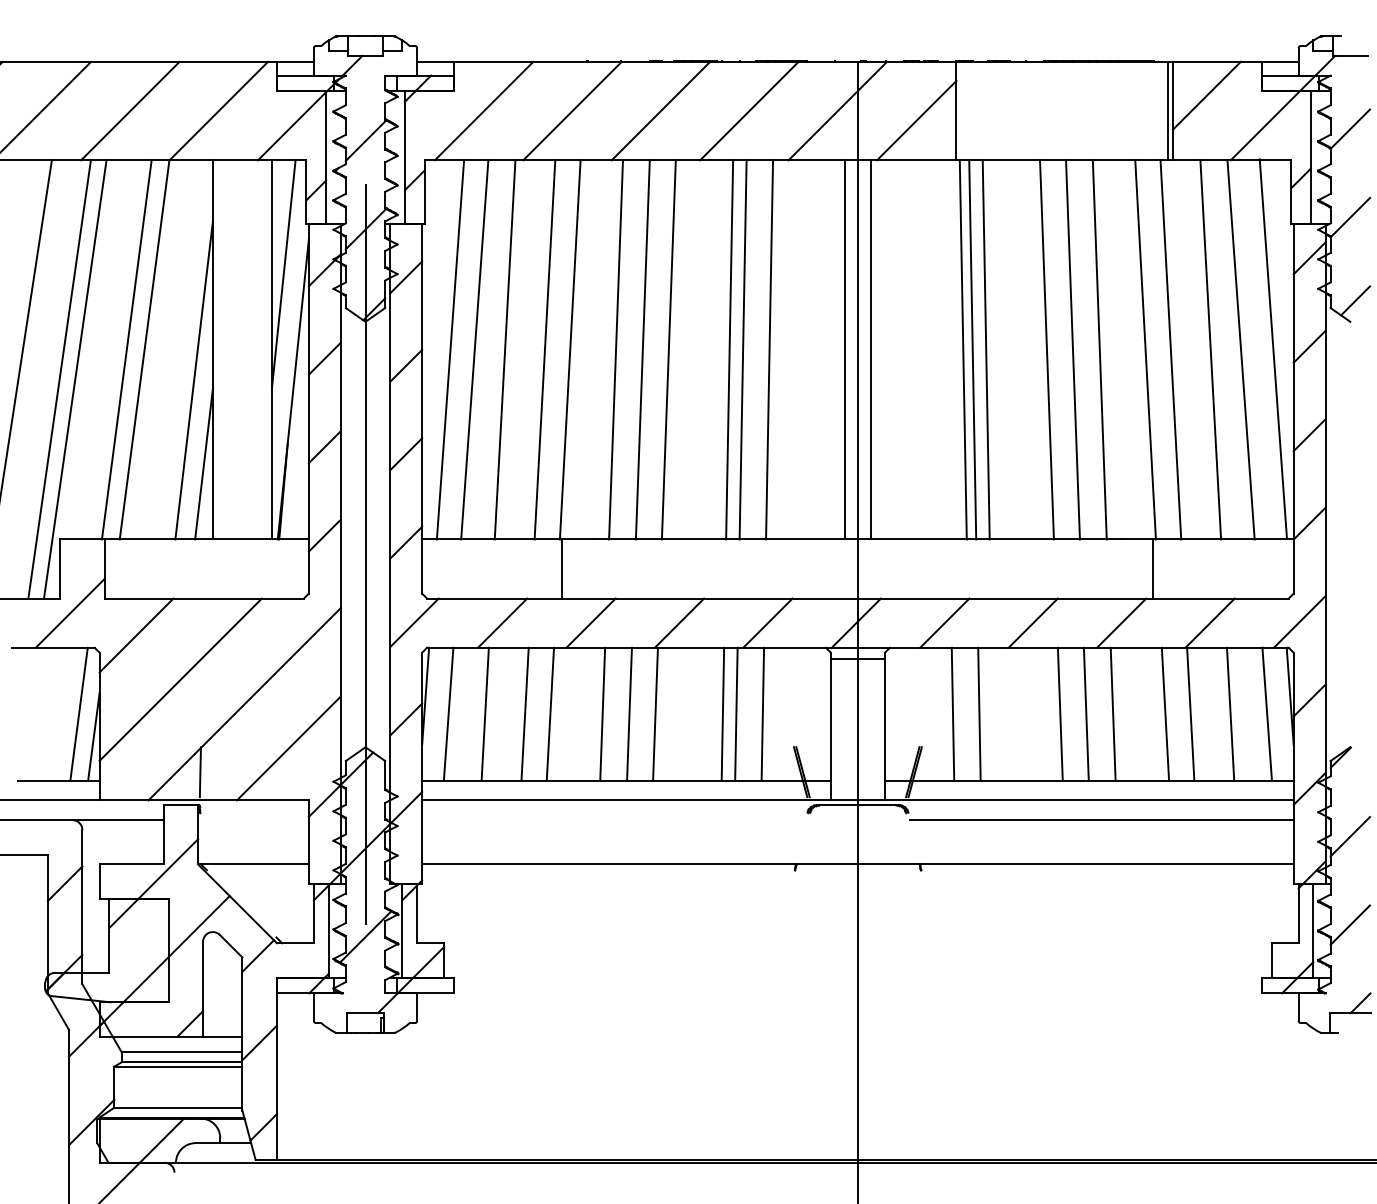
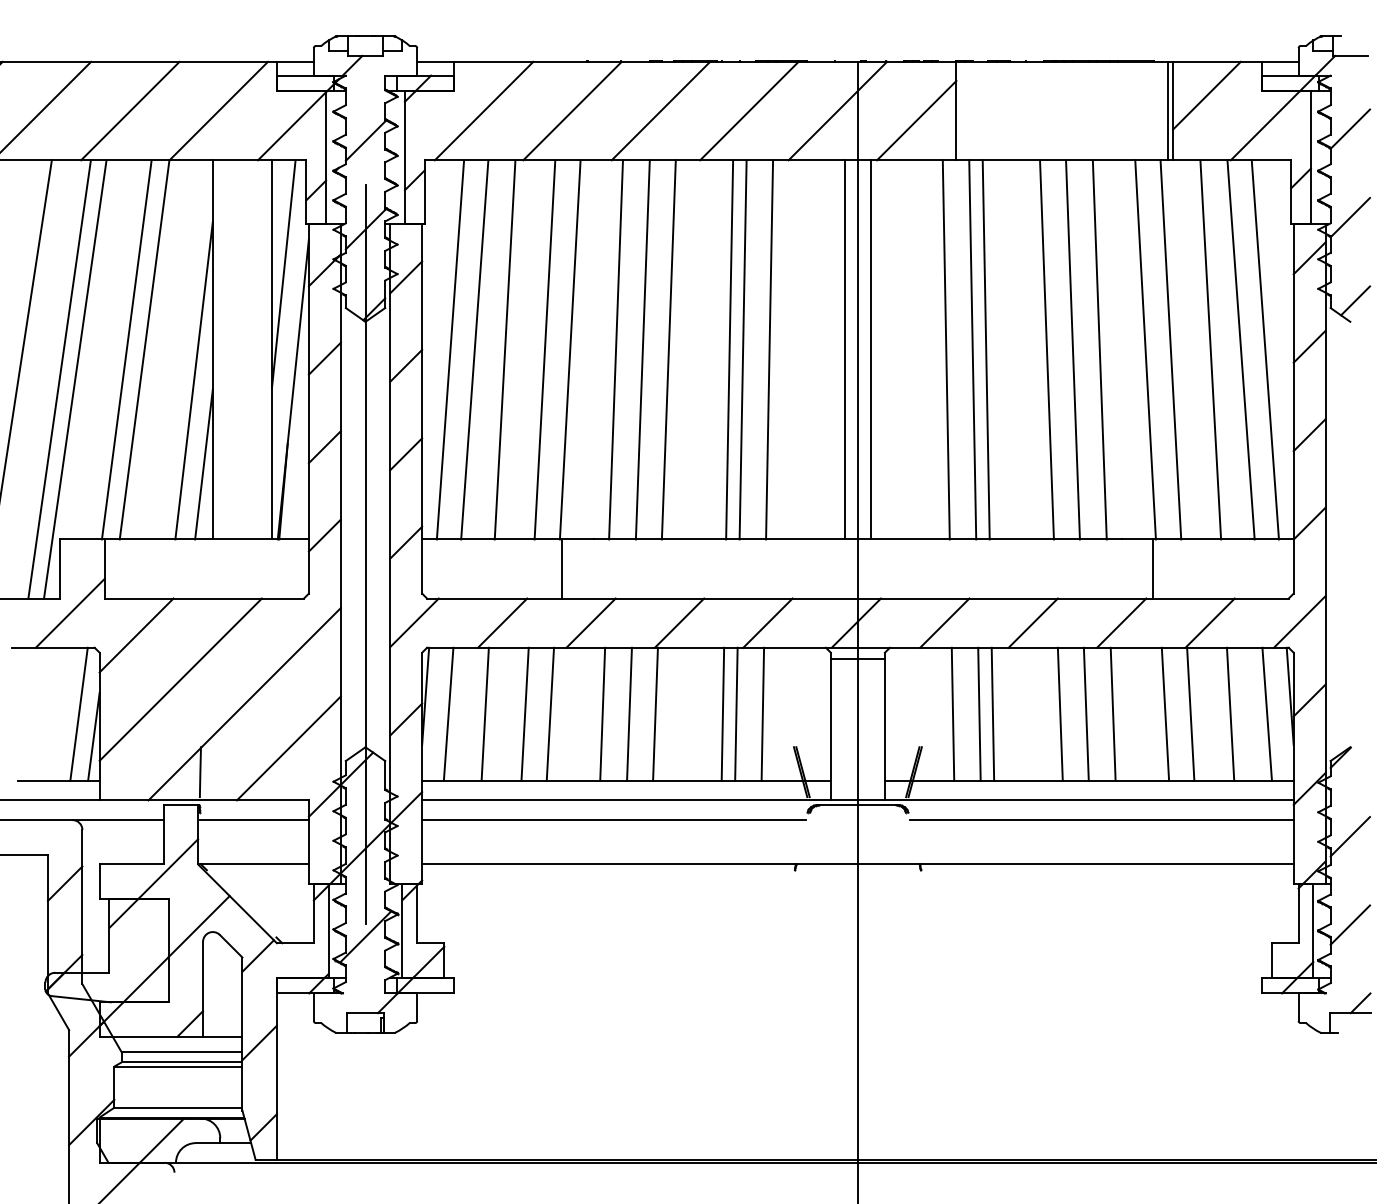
line position: (1272, 348) -> (1264, 349) (1264, 349)
line position: (962, 349) -> (945, 349) (945, 349)
line: none -> present (992, 713)
line: none -> present (254, 820)
line: none -> present (613, 820)
